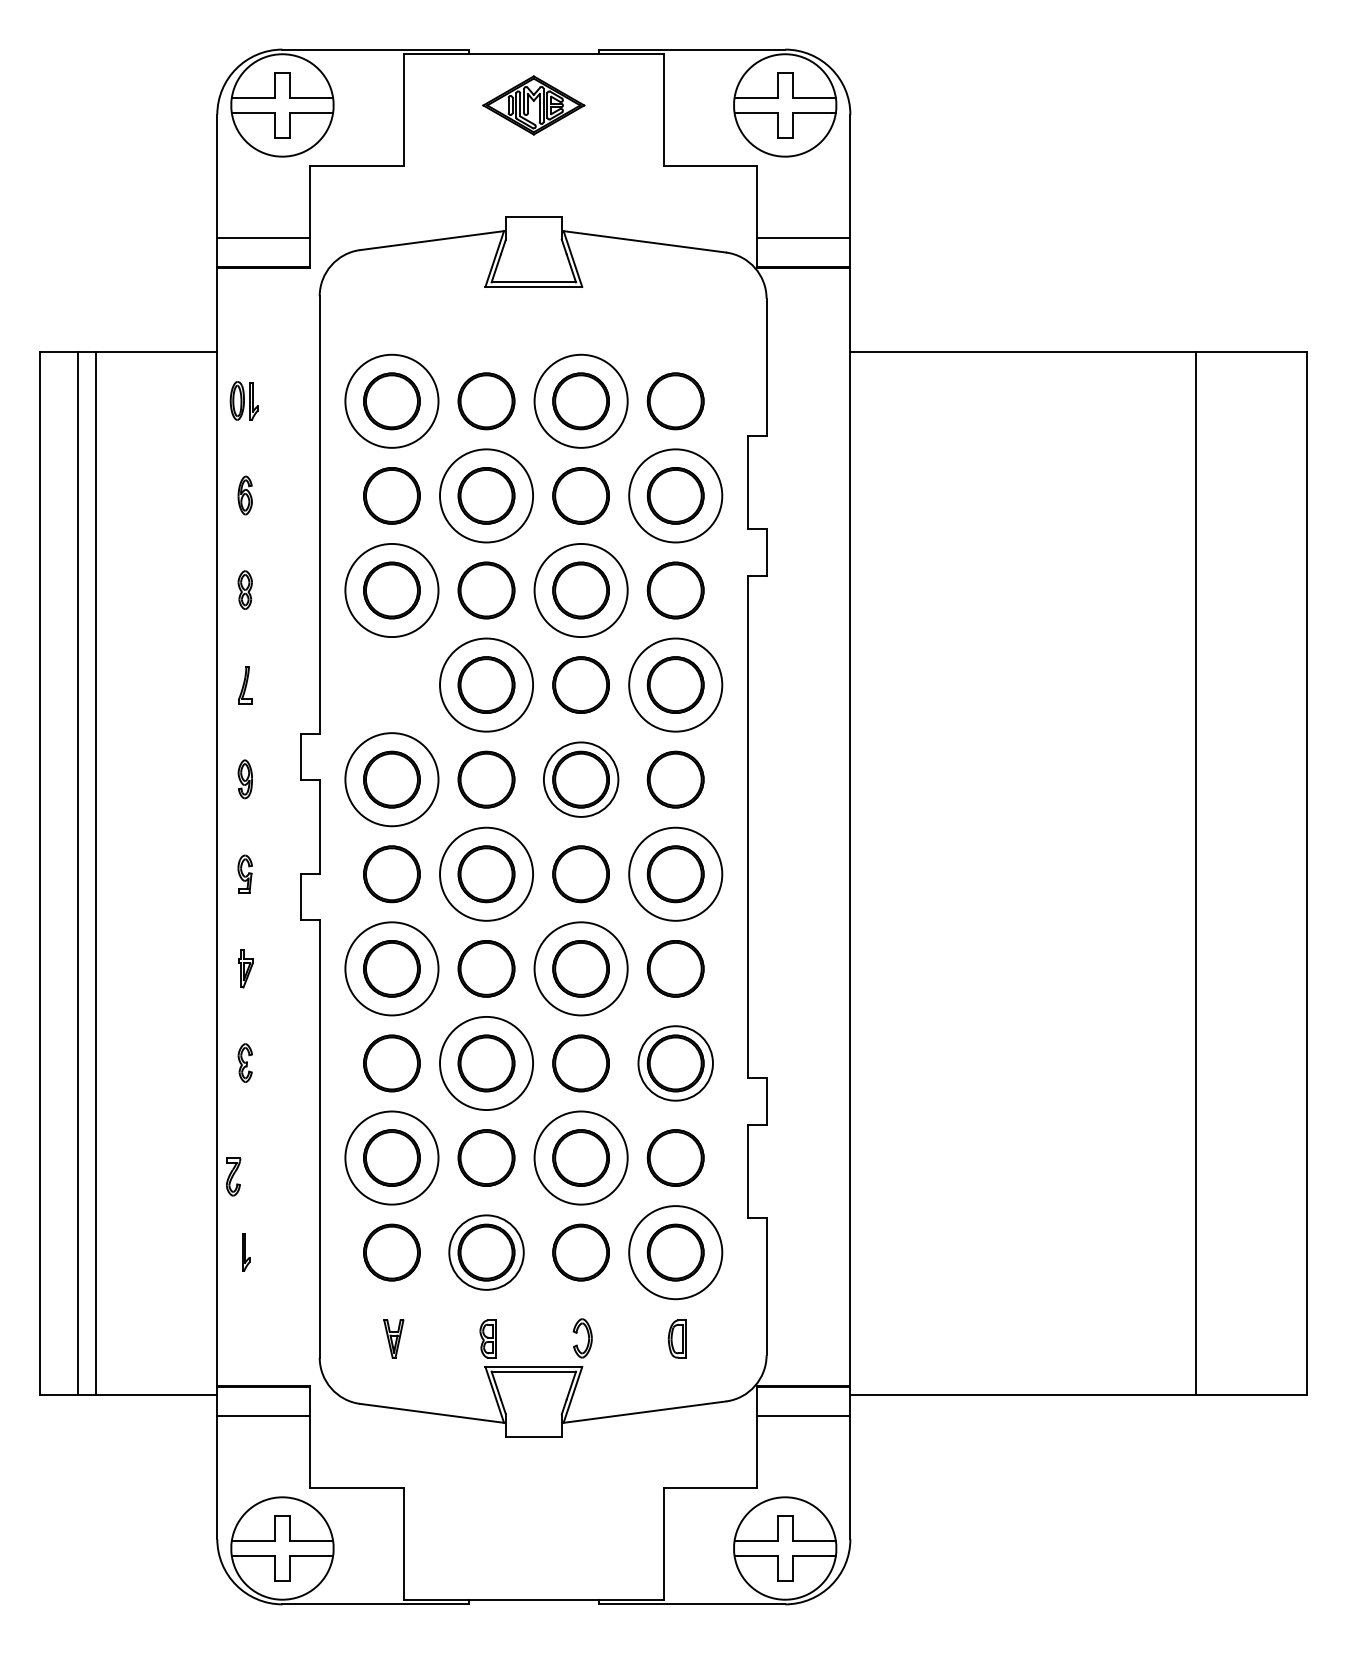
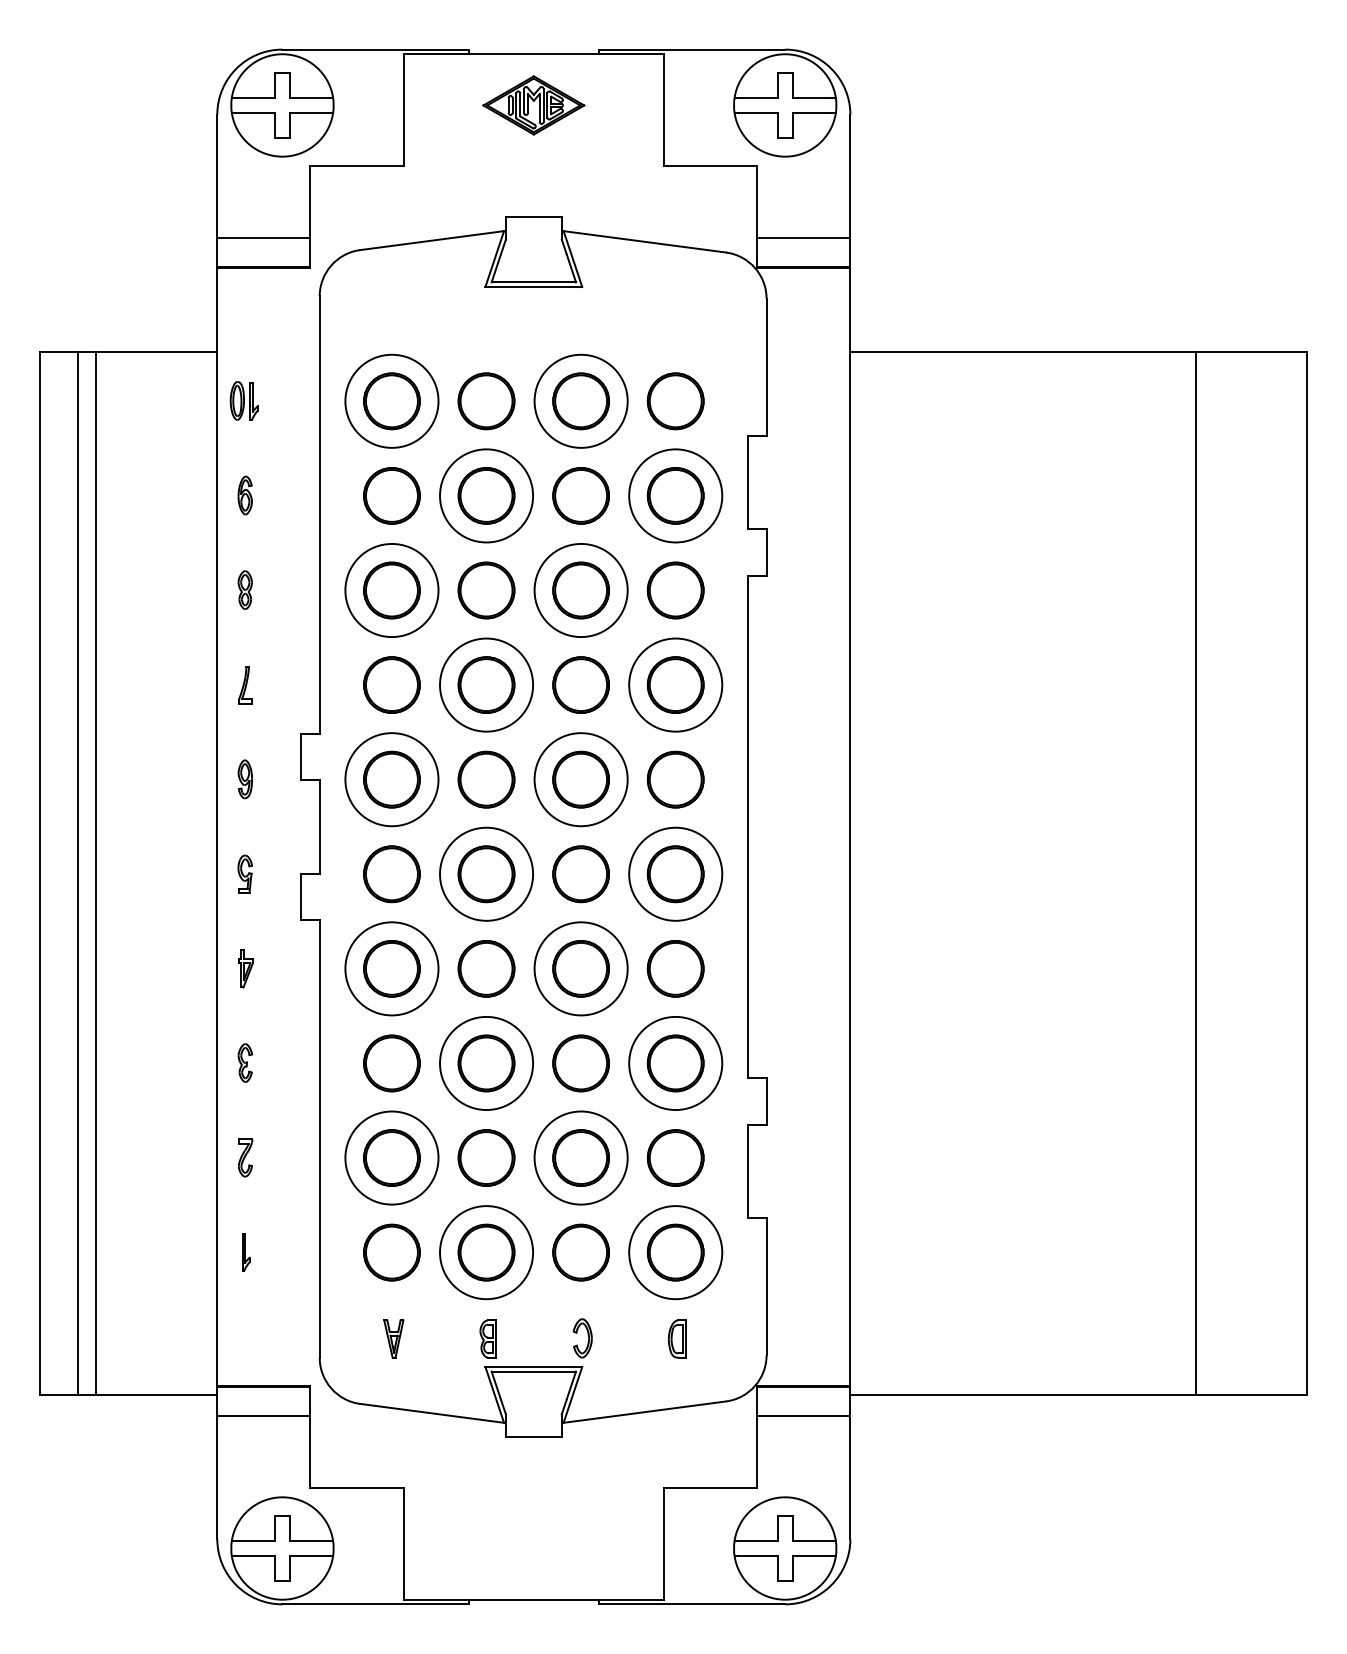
part: none -> present (391, 684)
circle diameter: 74 px -> 93 px (580, 779)
circle diameter: 74 px -> 93 px (675, 1063)
part position: (233, 1176) -> (245, 1157) (245, 1157)
circle diameter: 74 px -> 93 px (486, 1252)
